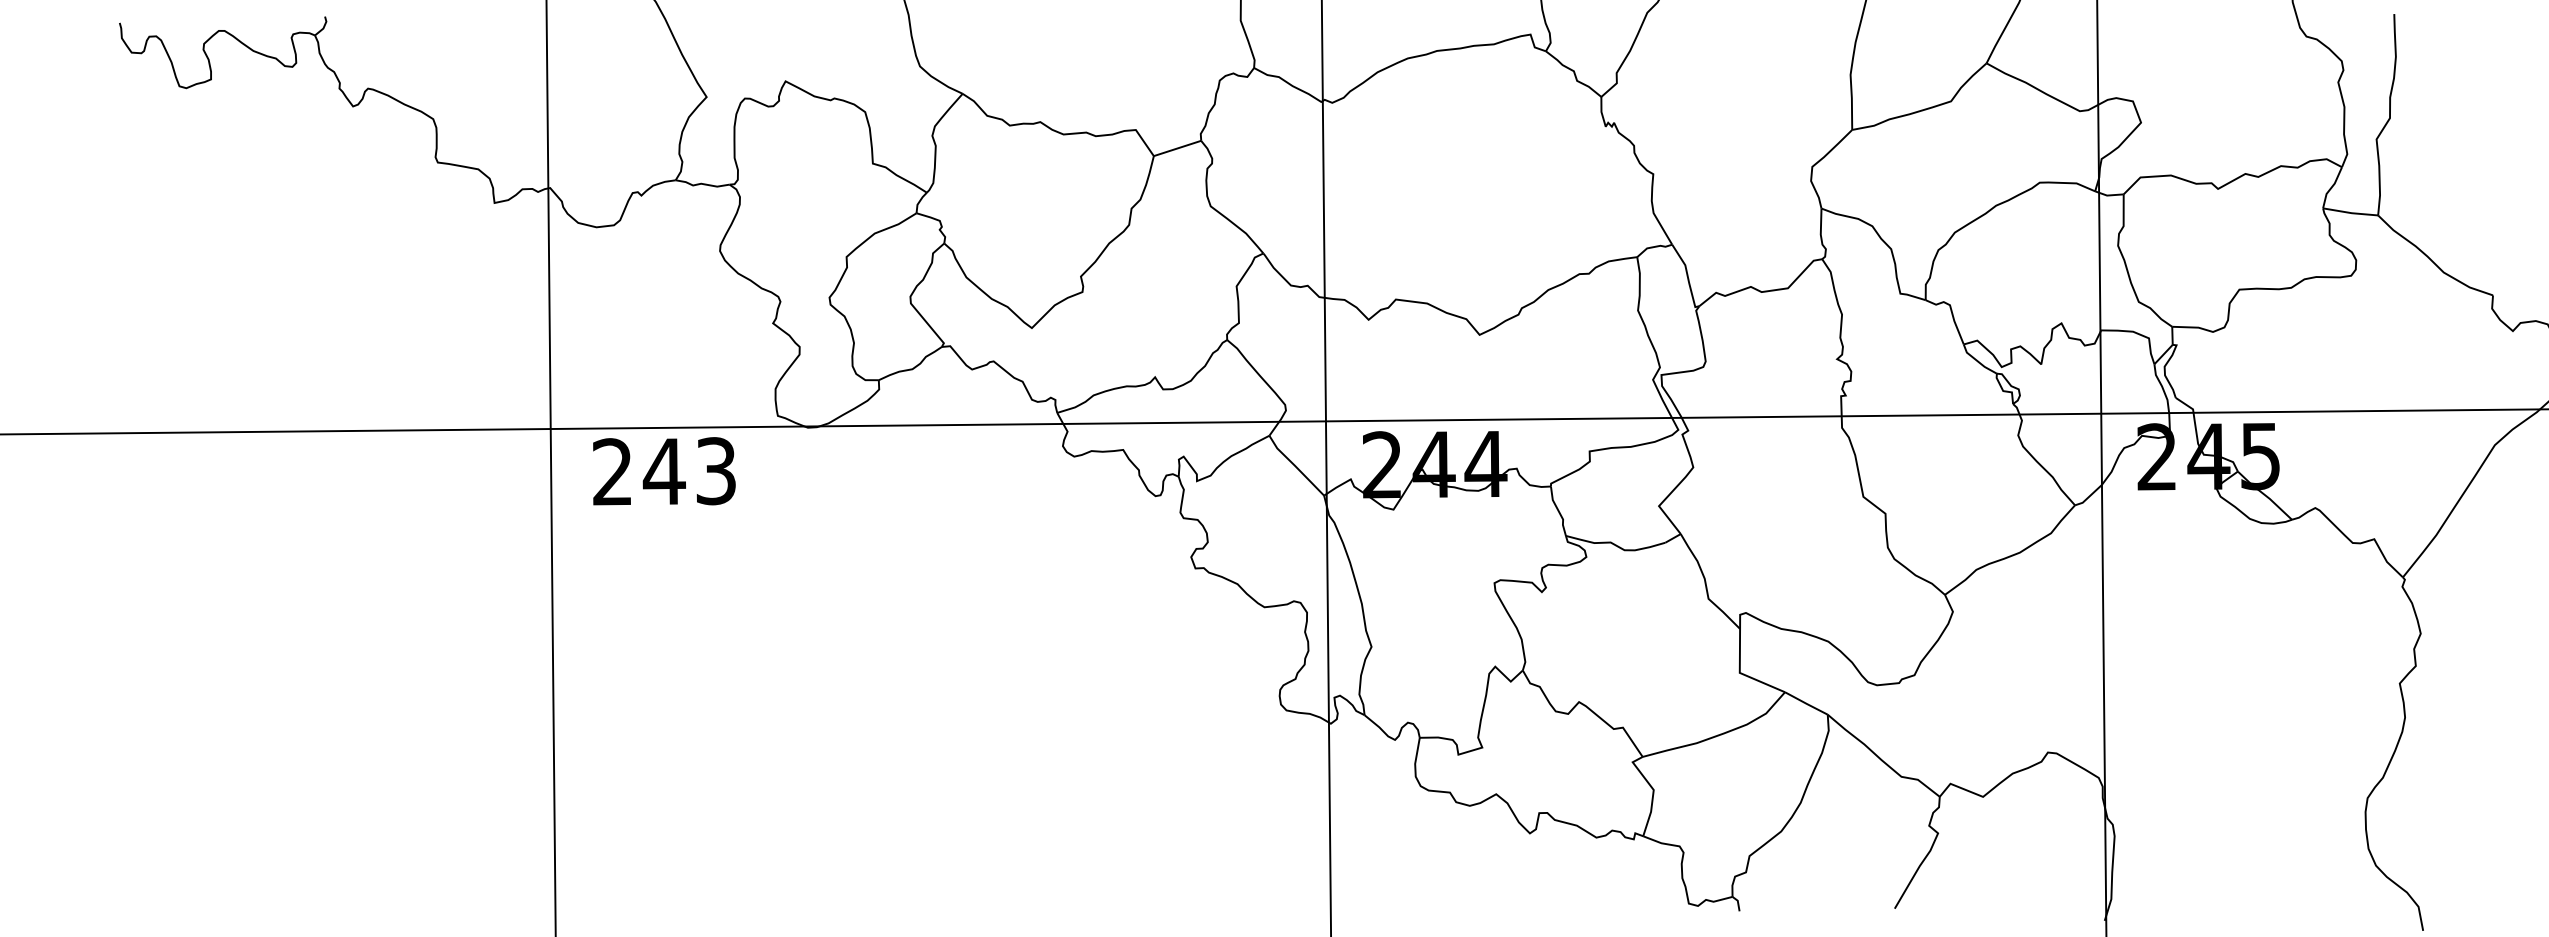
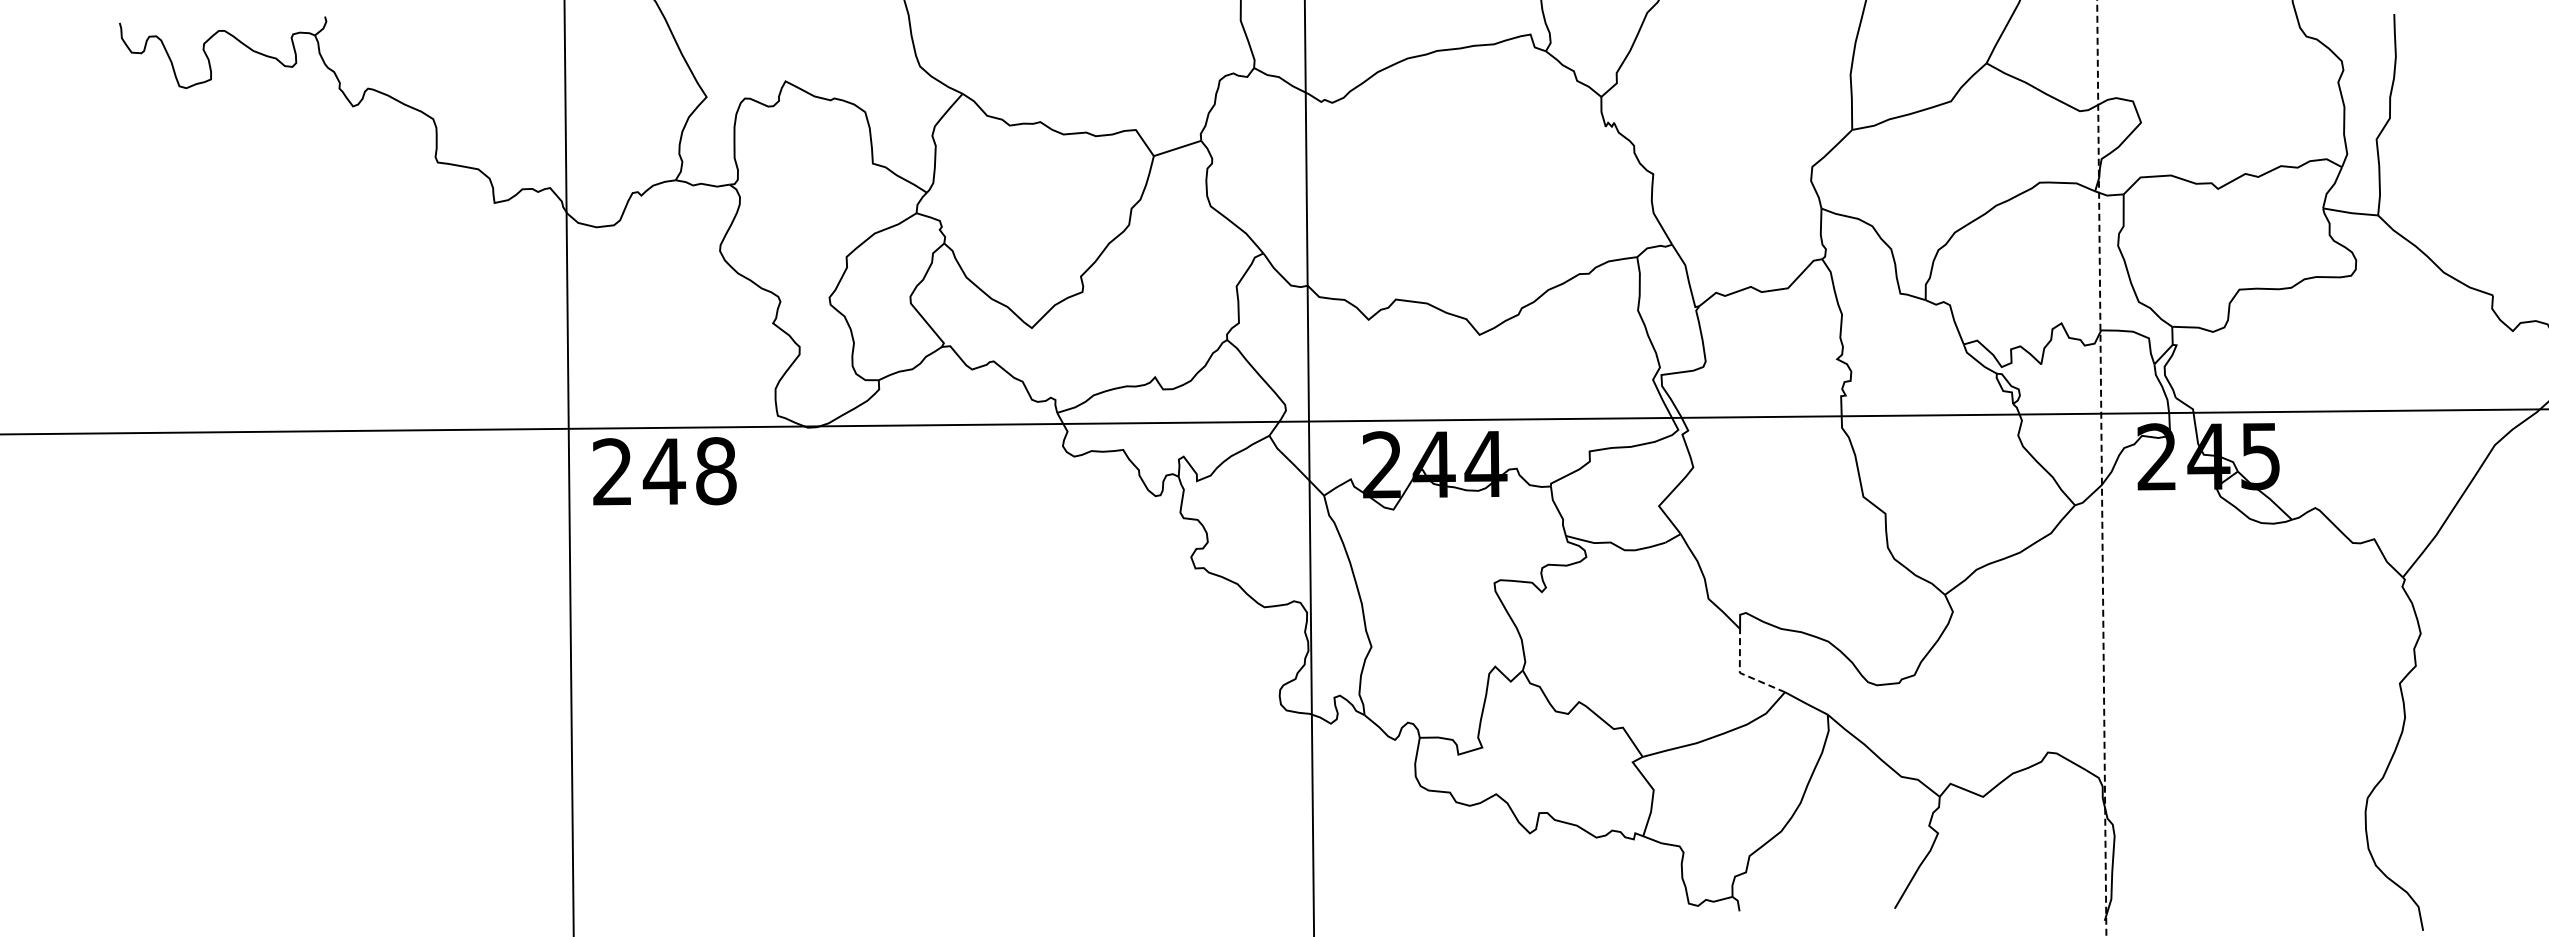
line position: (550, 467) -> (568, 467) (568, 467)
line position: (1326, 467) -> (1309, 467) (1309, 467)
line: solid -> dashed (2101, 468)
text: 243 -> 248 (716, 471)
line: solid -> dashed (1741, 673)
